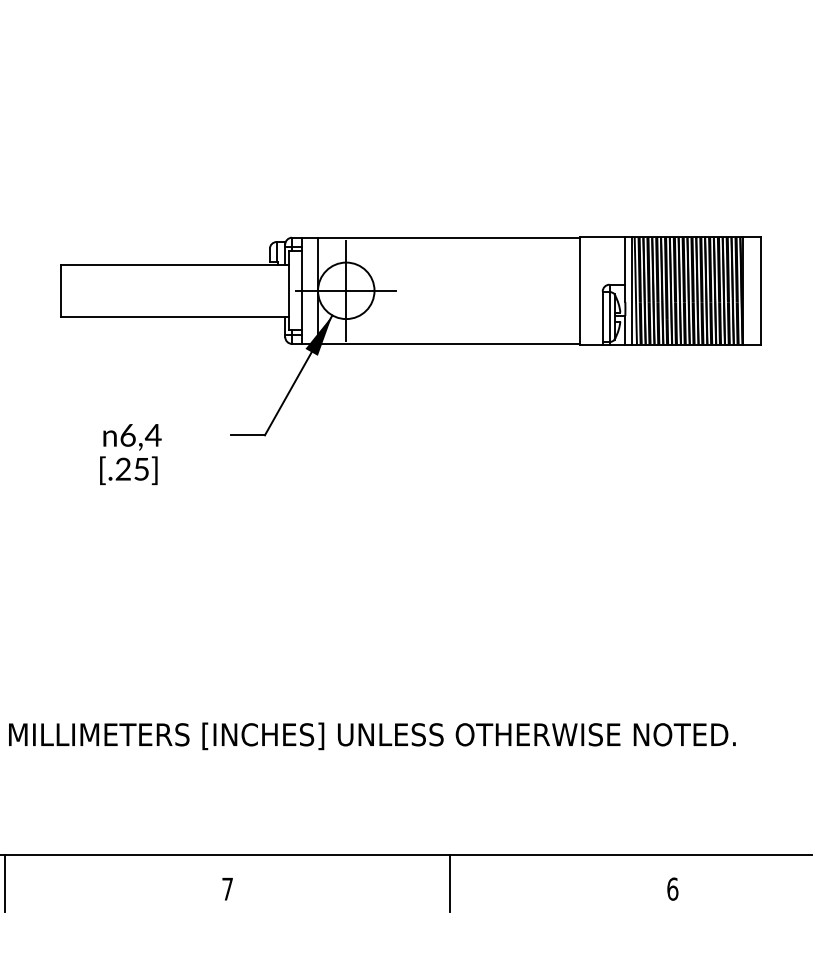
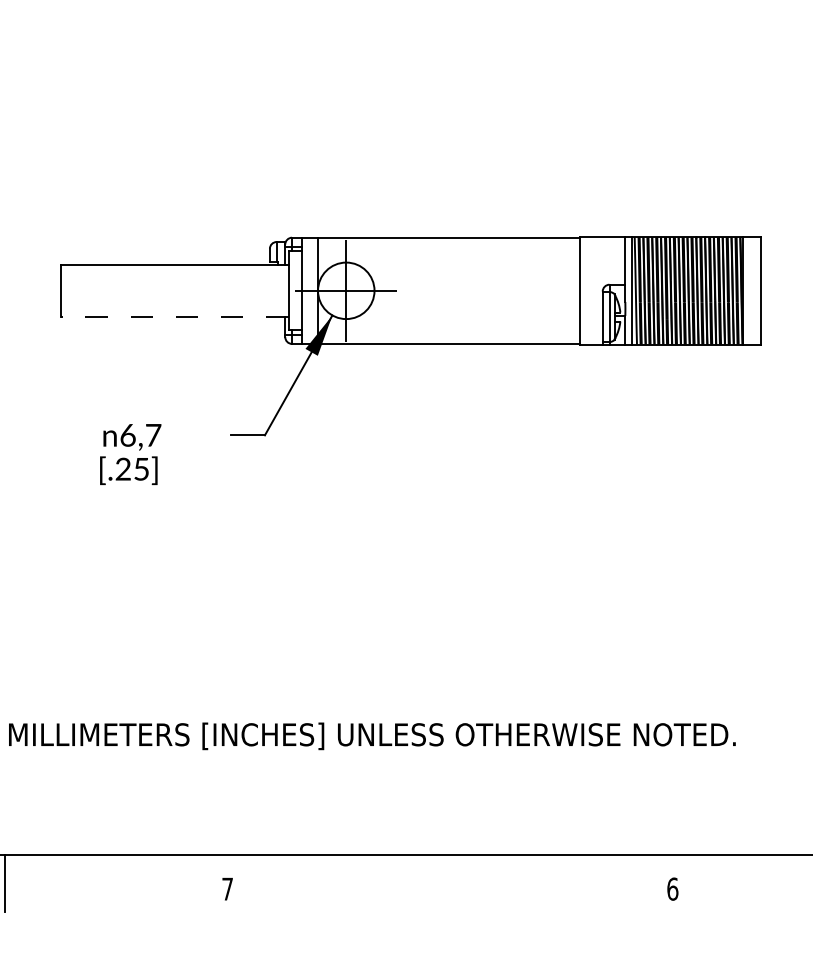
line: solid -> dashed (174, 317)
text: 6,4 -> 6,7 (152, 435)
line: present -> none (450, 883)
